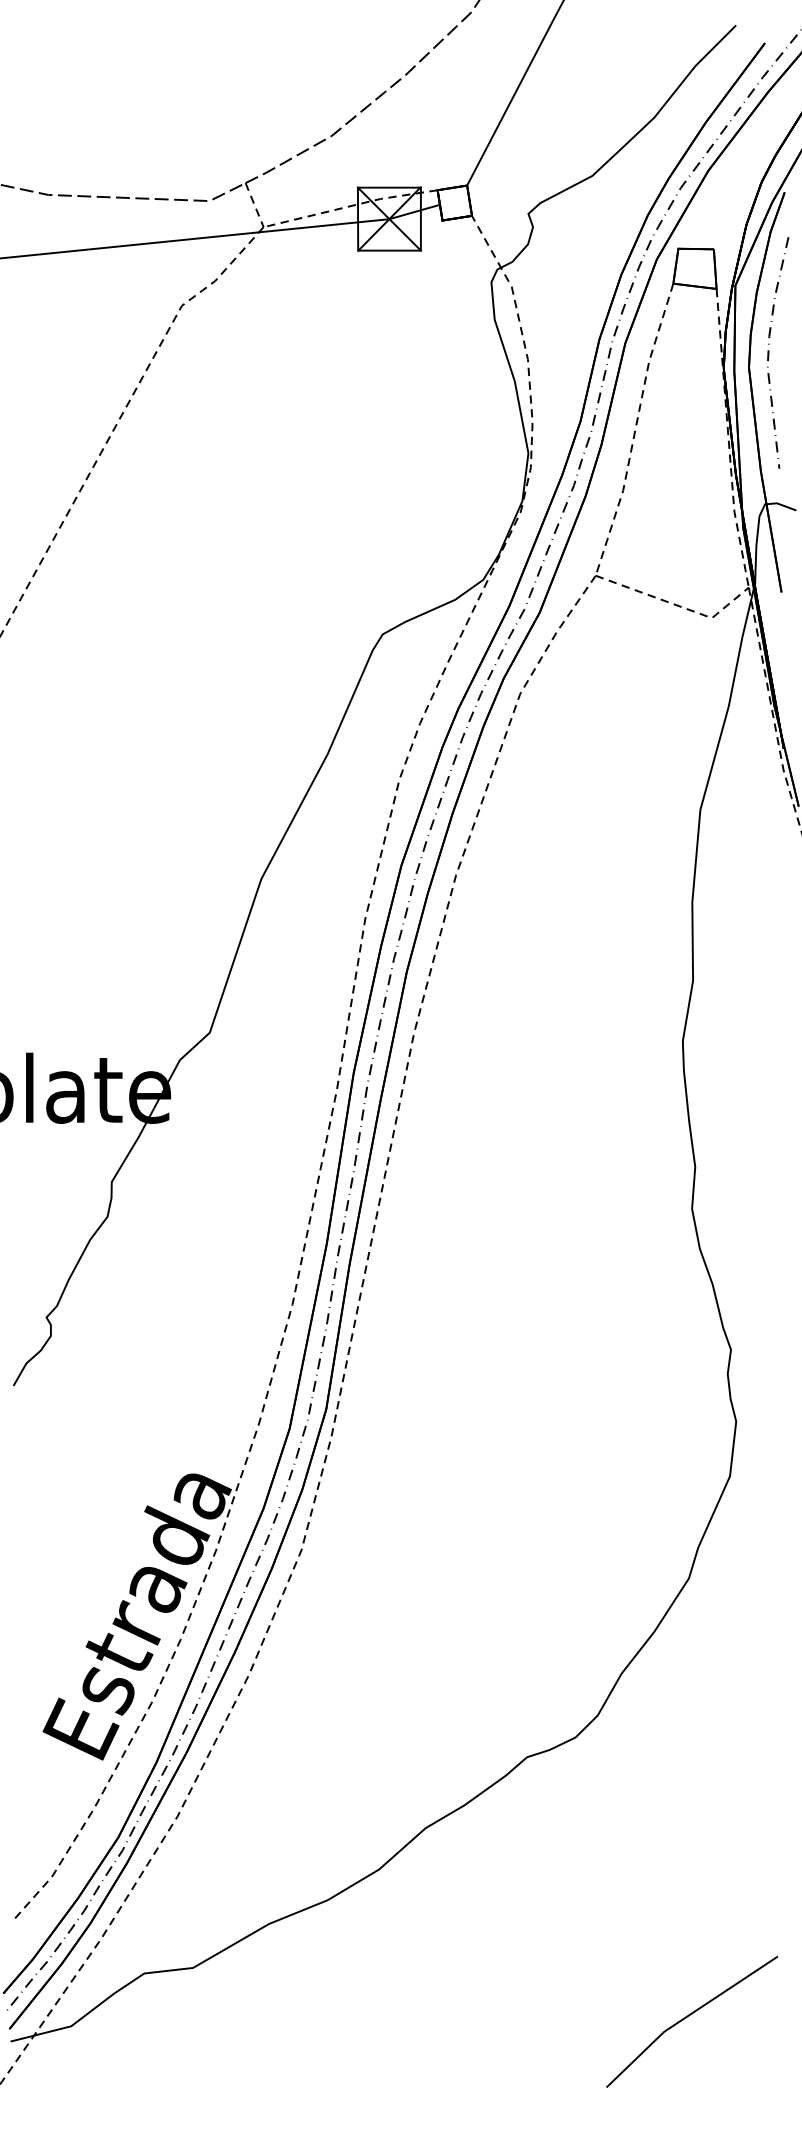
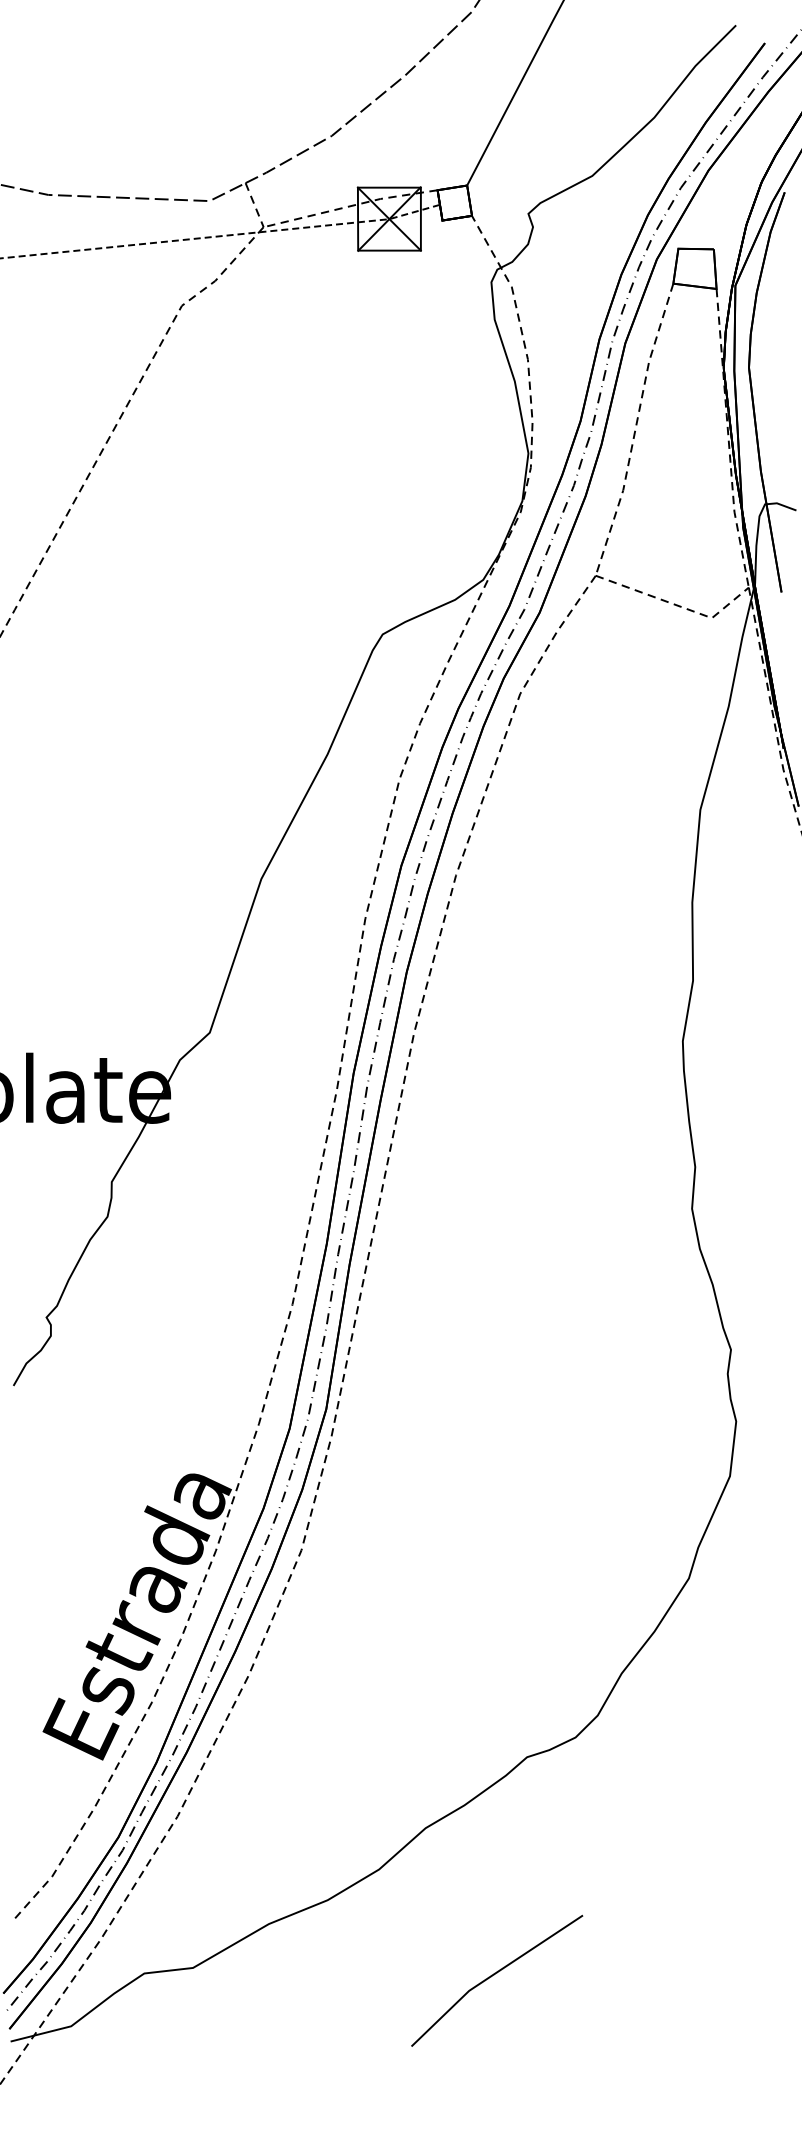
line: solid -> dashed (222, 236)
curve: present -> none (769, 352)
line position: (689, 2016) -> (494, 1975) (494, 1975)
